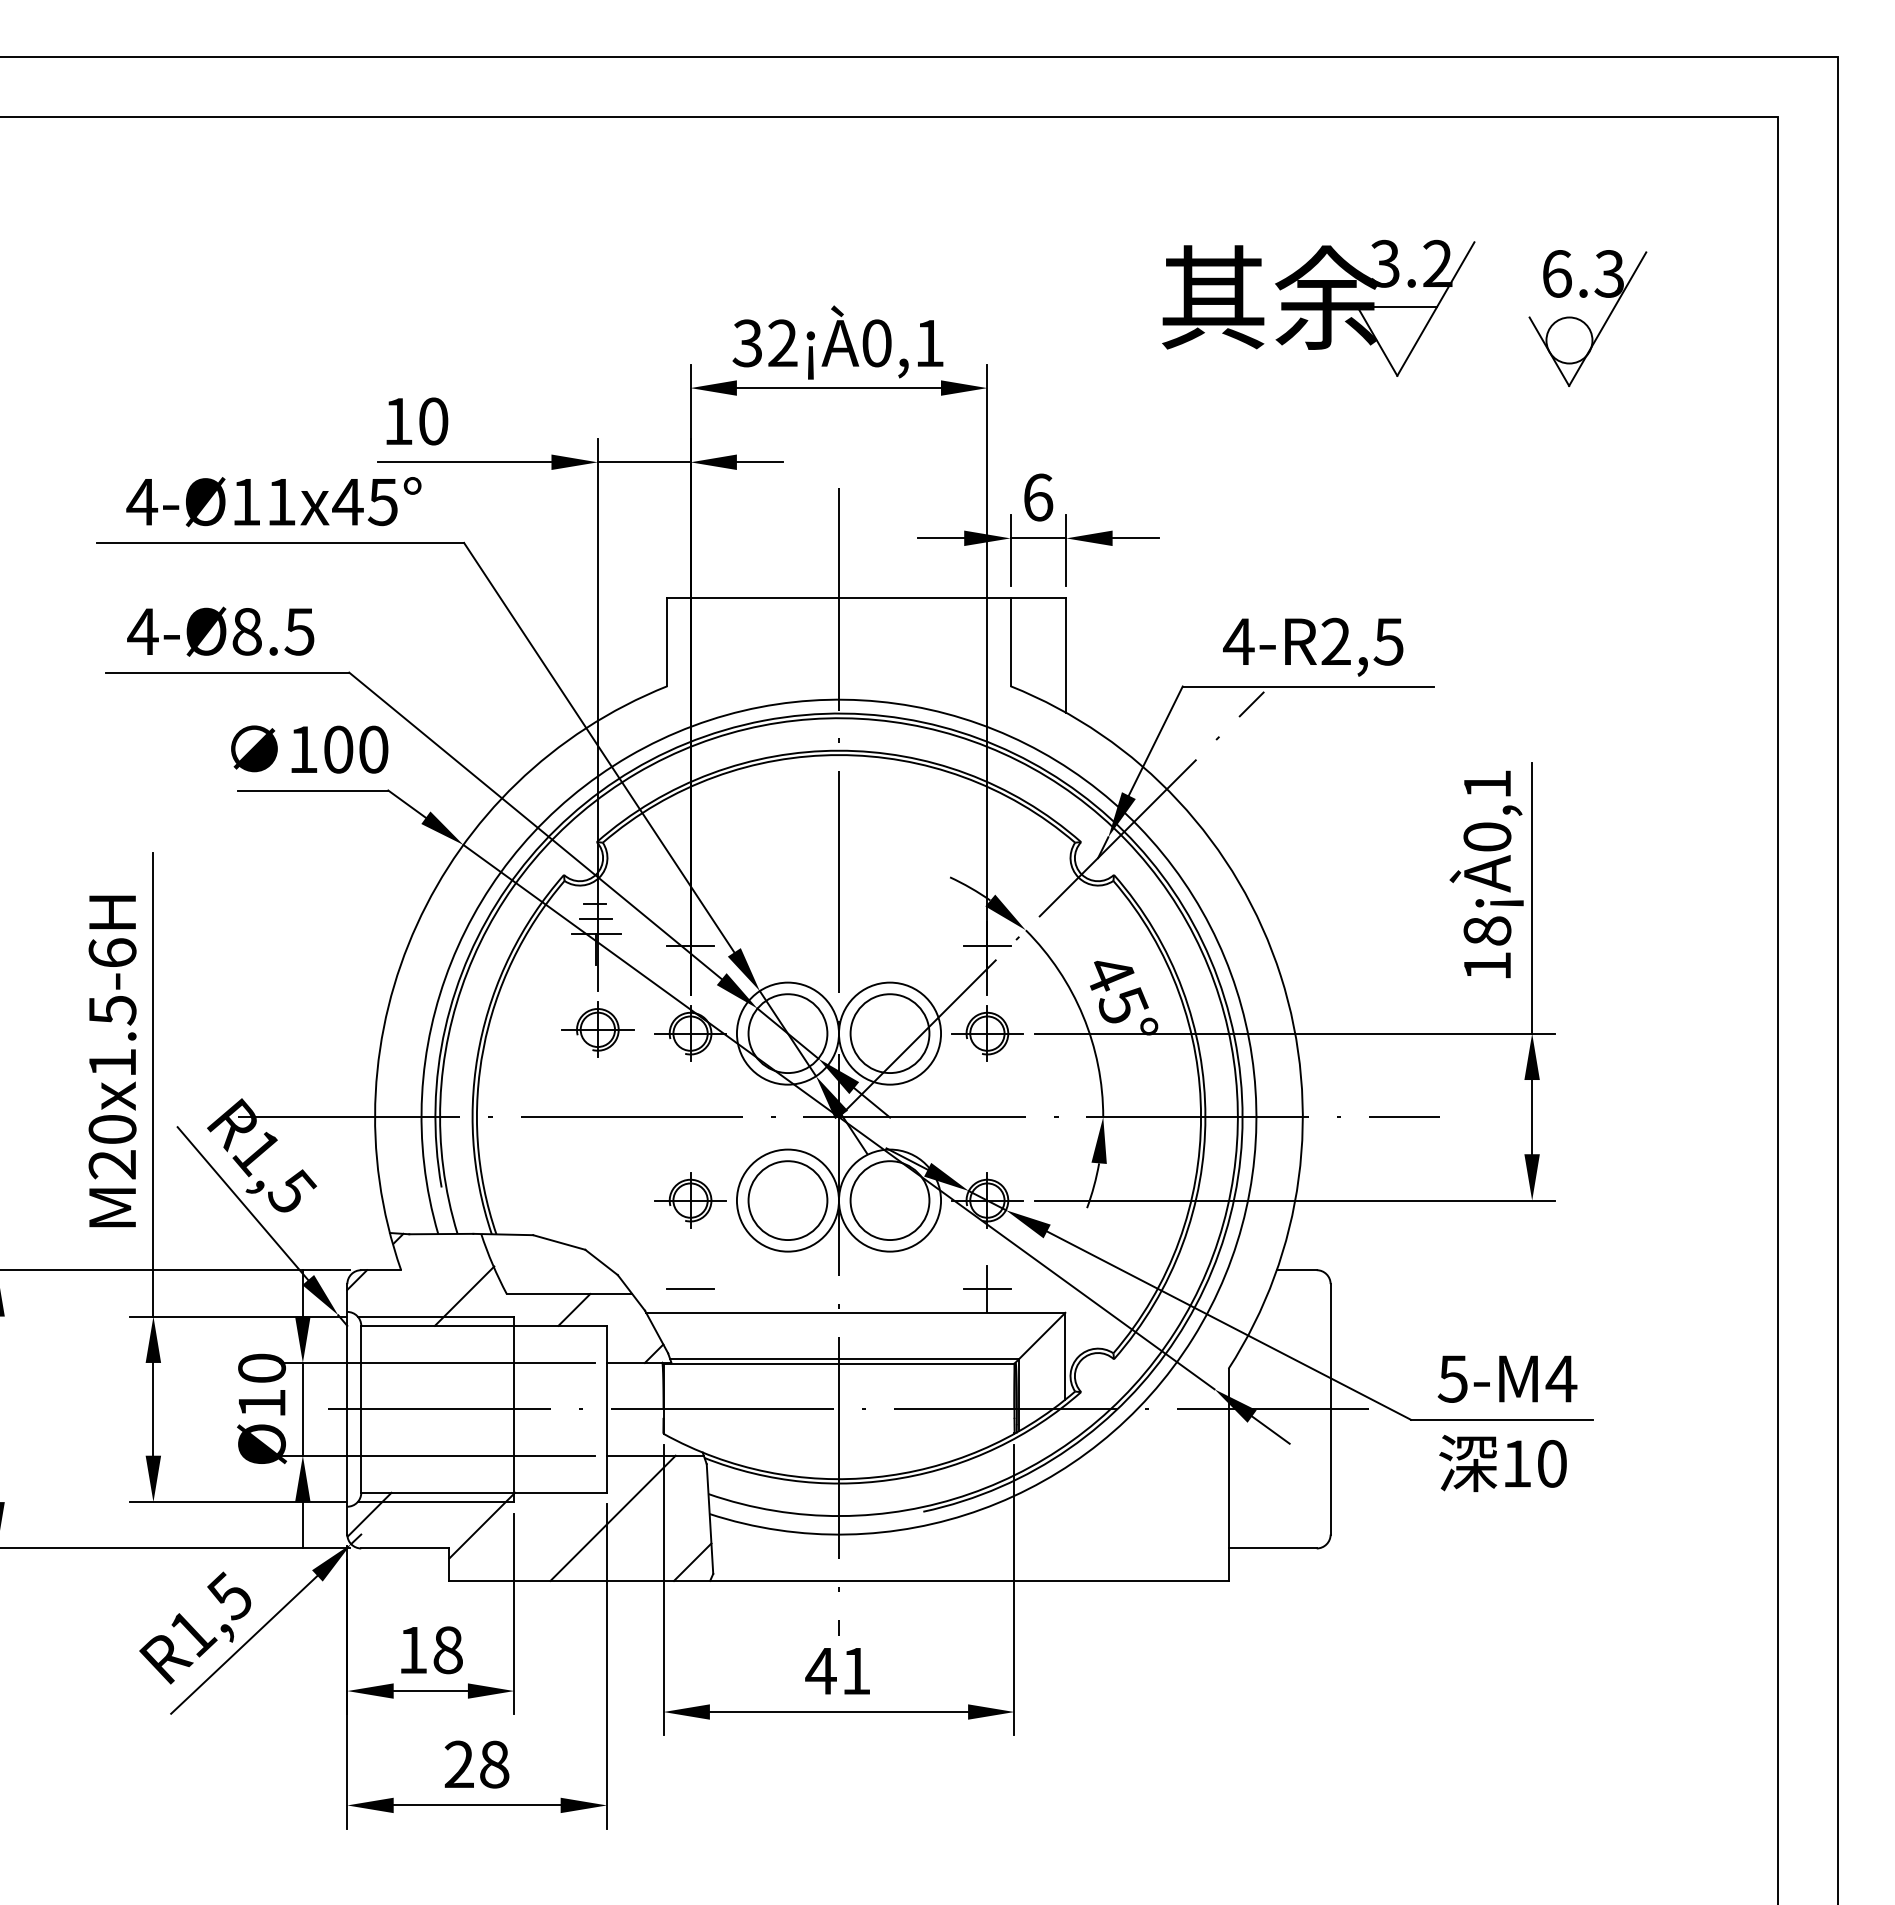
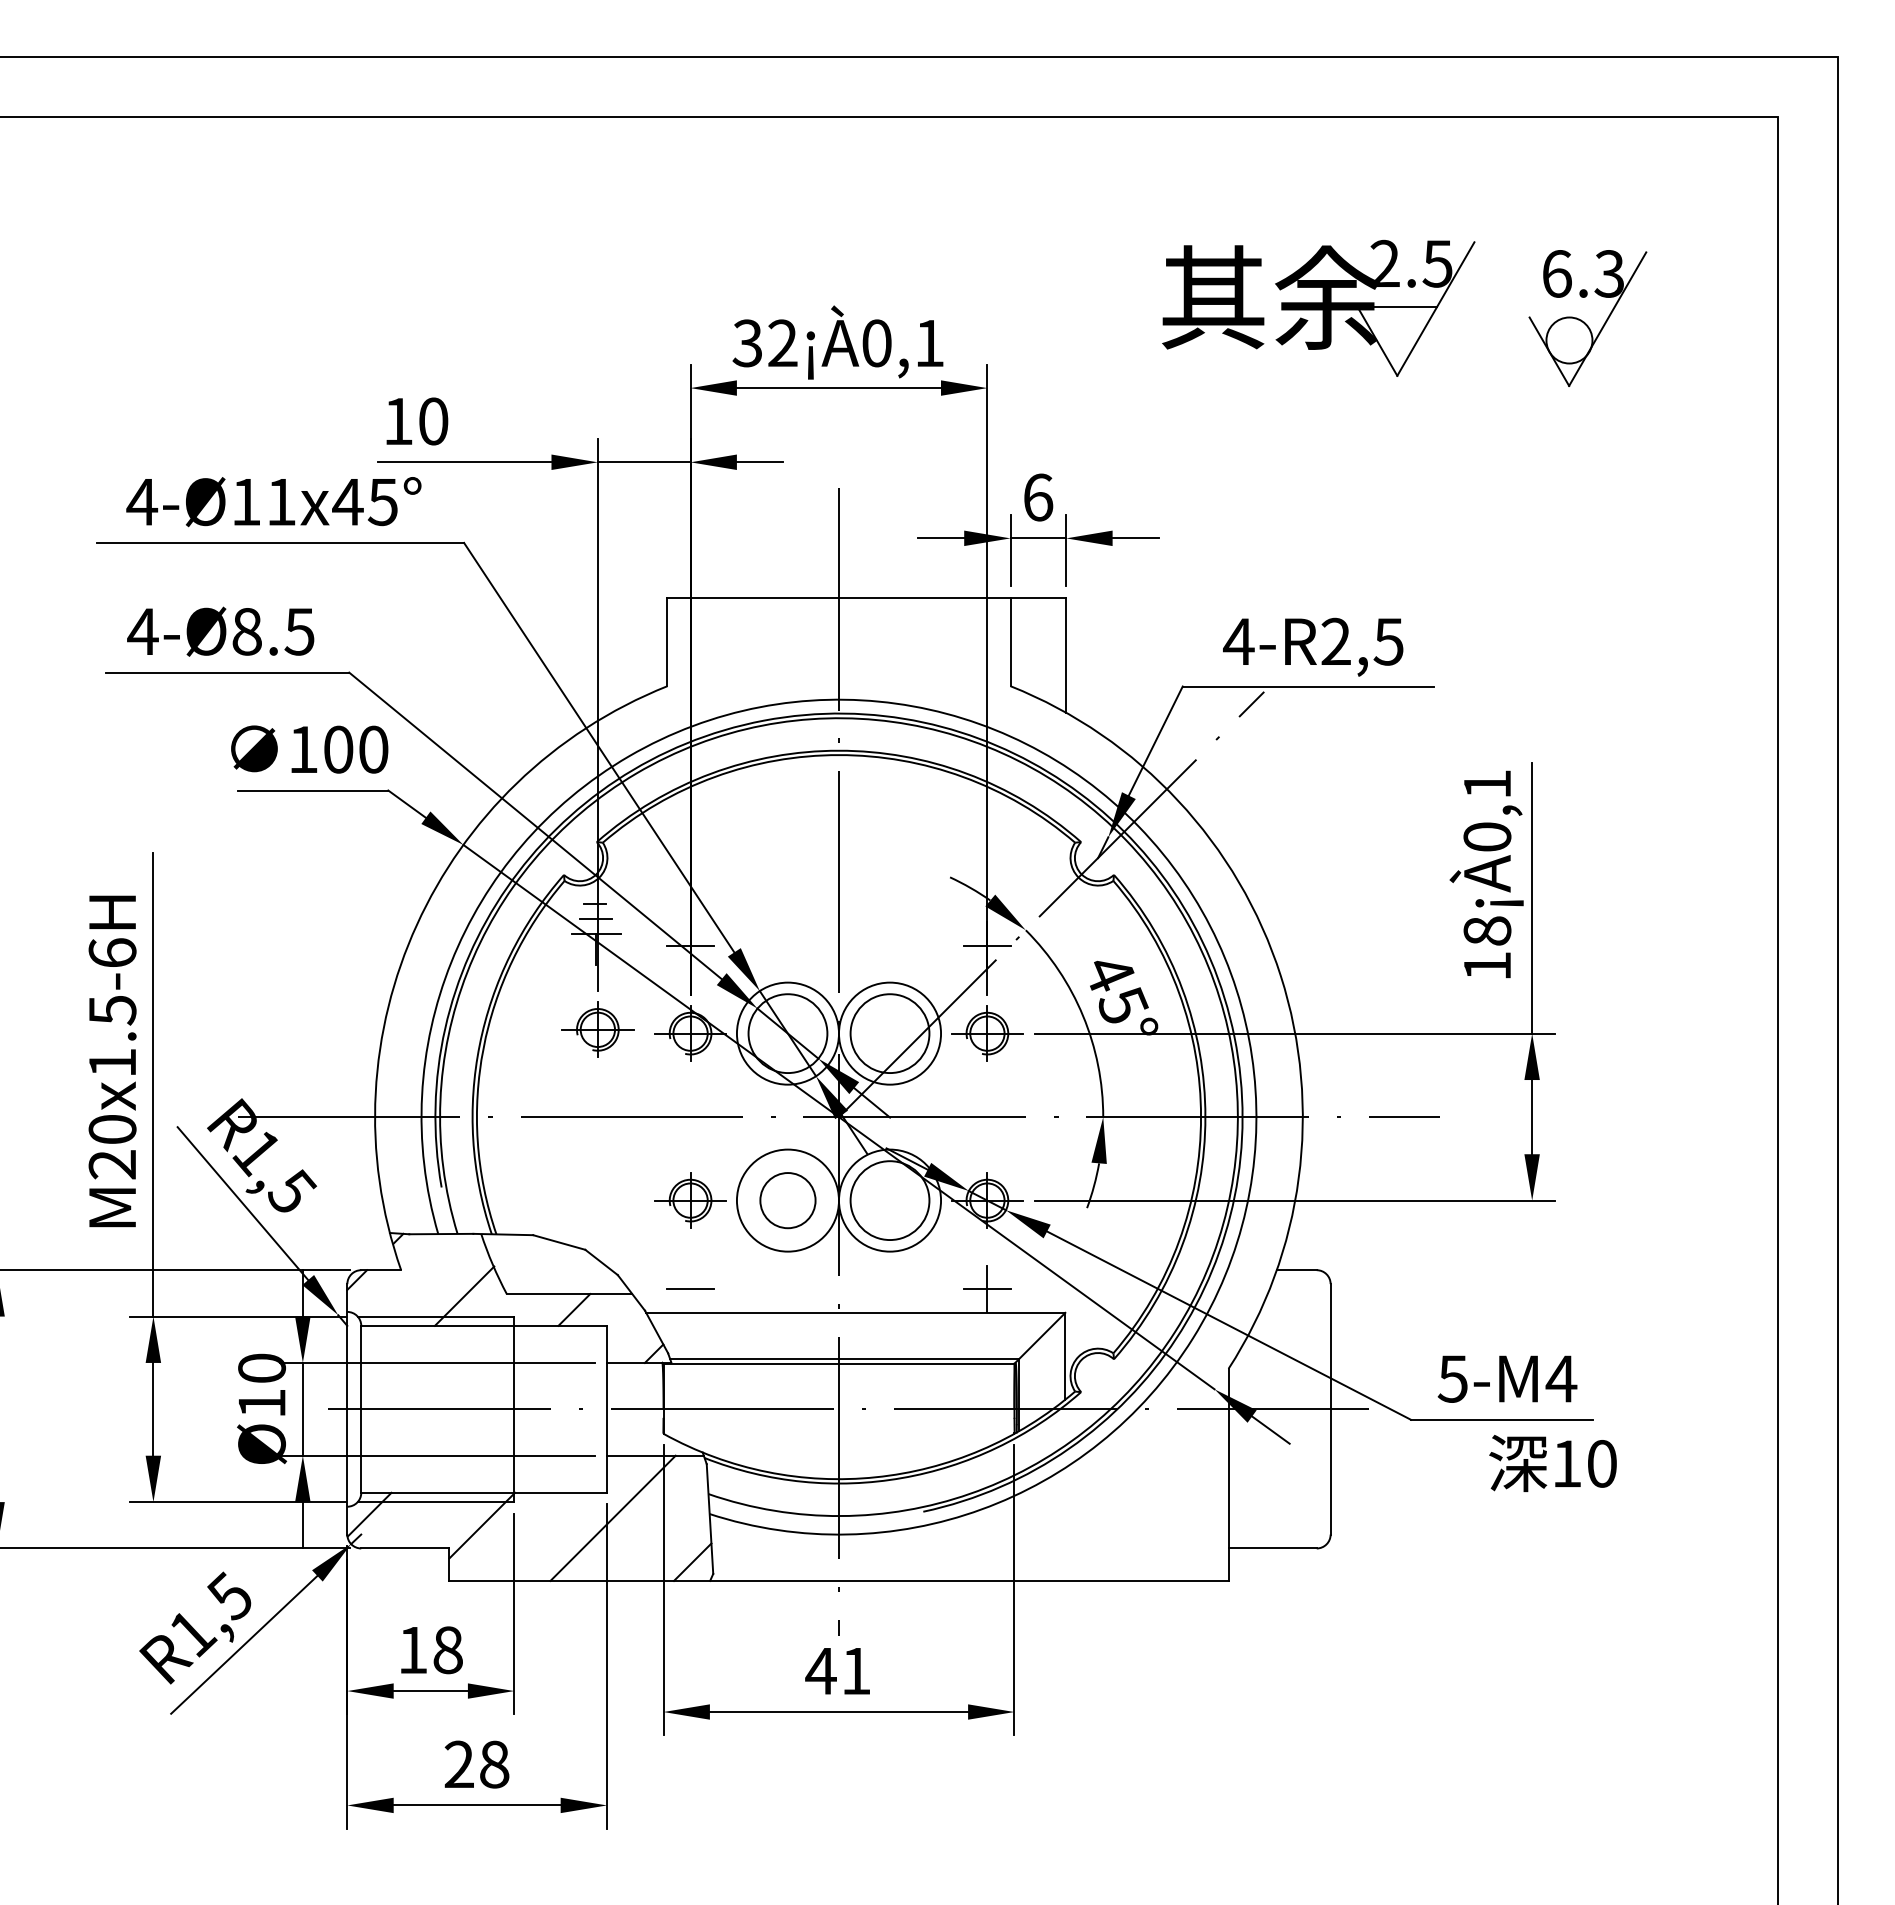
text: 3.2 -> 2.5 (1411, 263)
circle diameter: 79 px -> 55 px (787, 1200)
text position: (1502, 1463) -> (1552, 1463) (1552, 1463)
